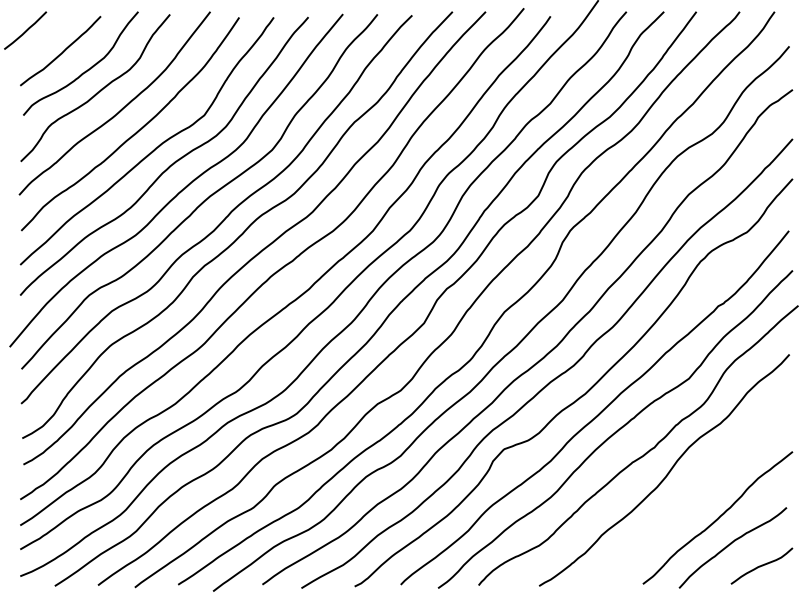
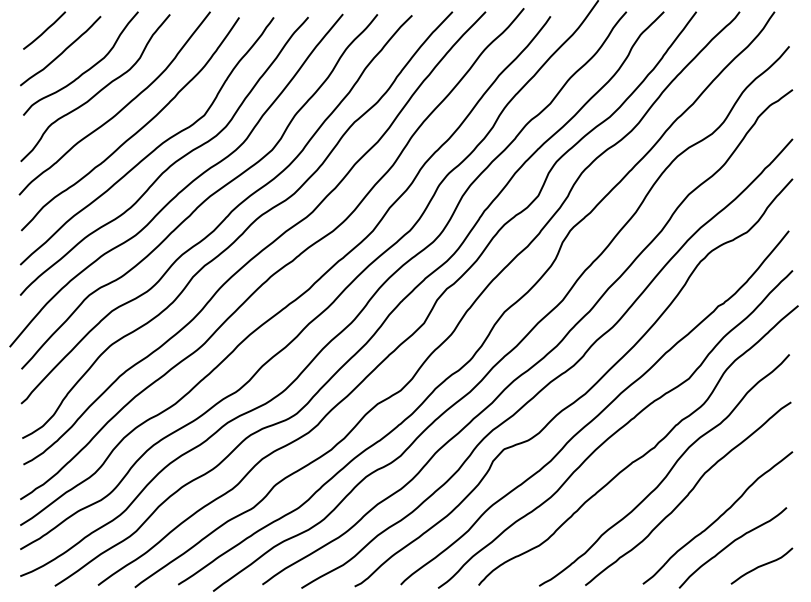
line position: (25, 30) -> (44, 30) (44, 30)
curve: none -> present (688, 493)
